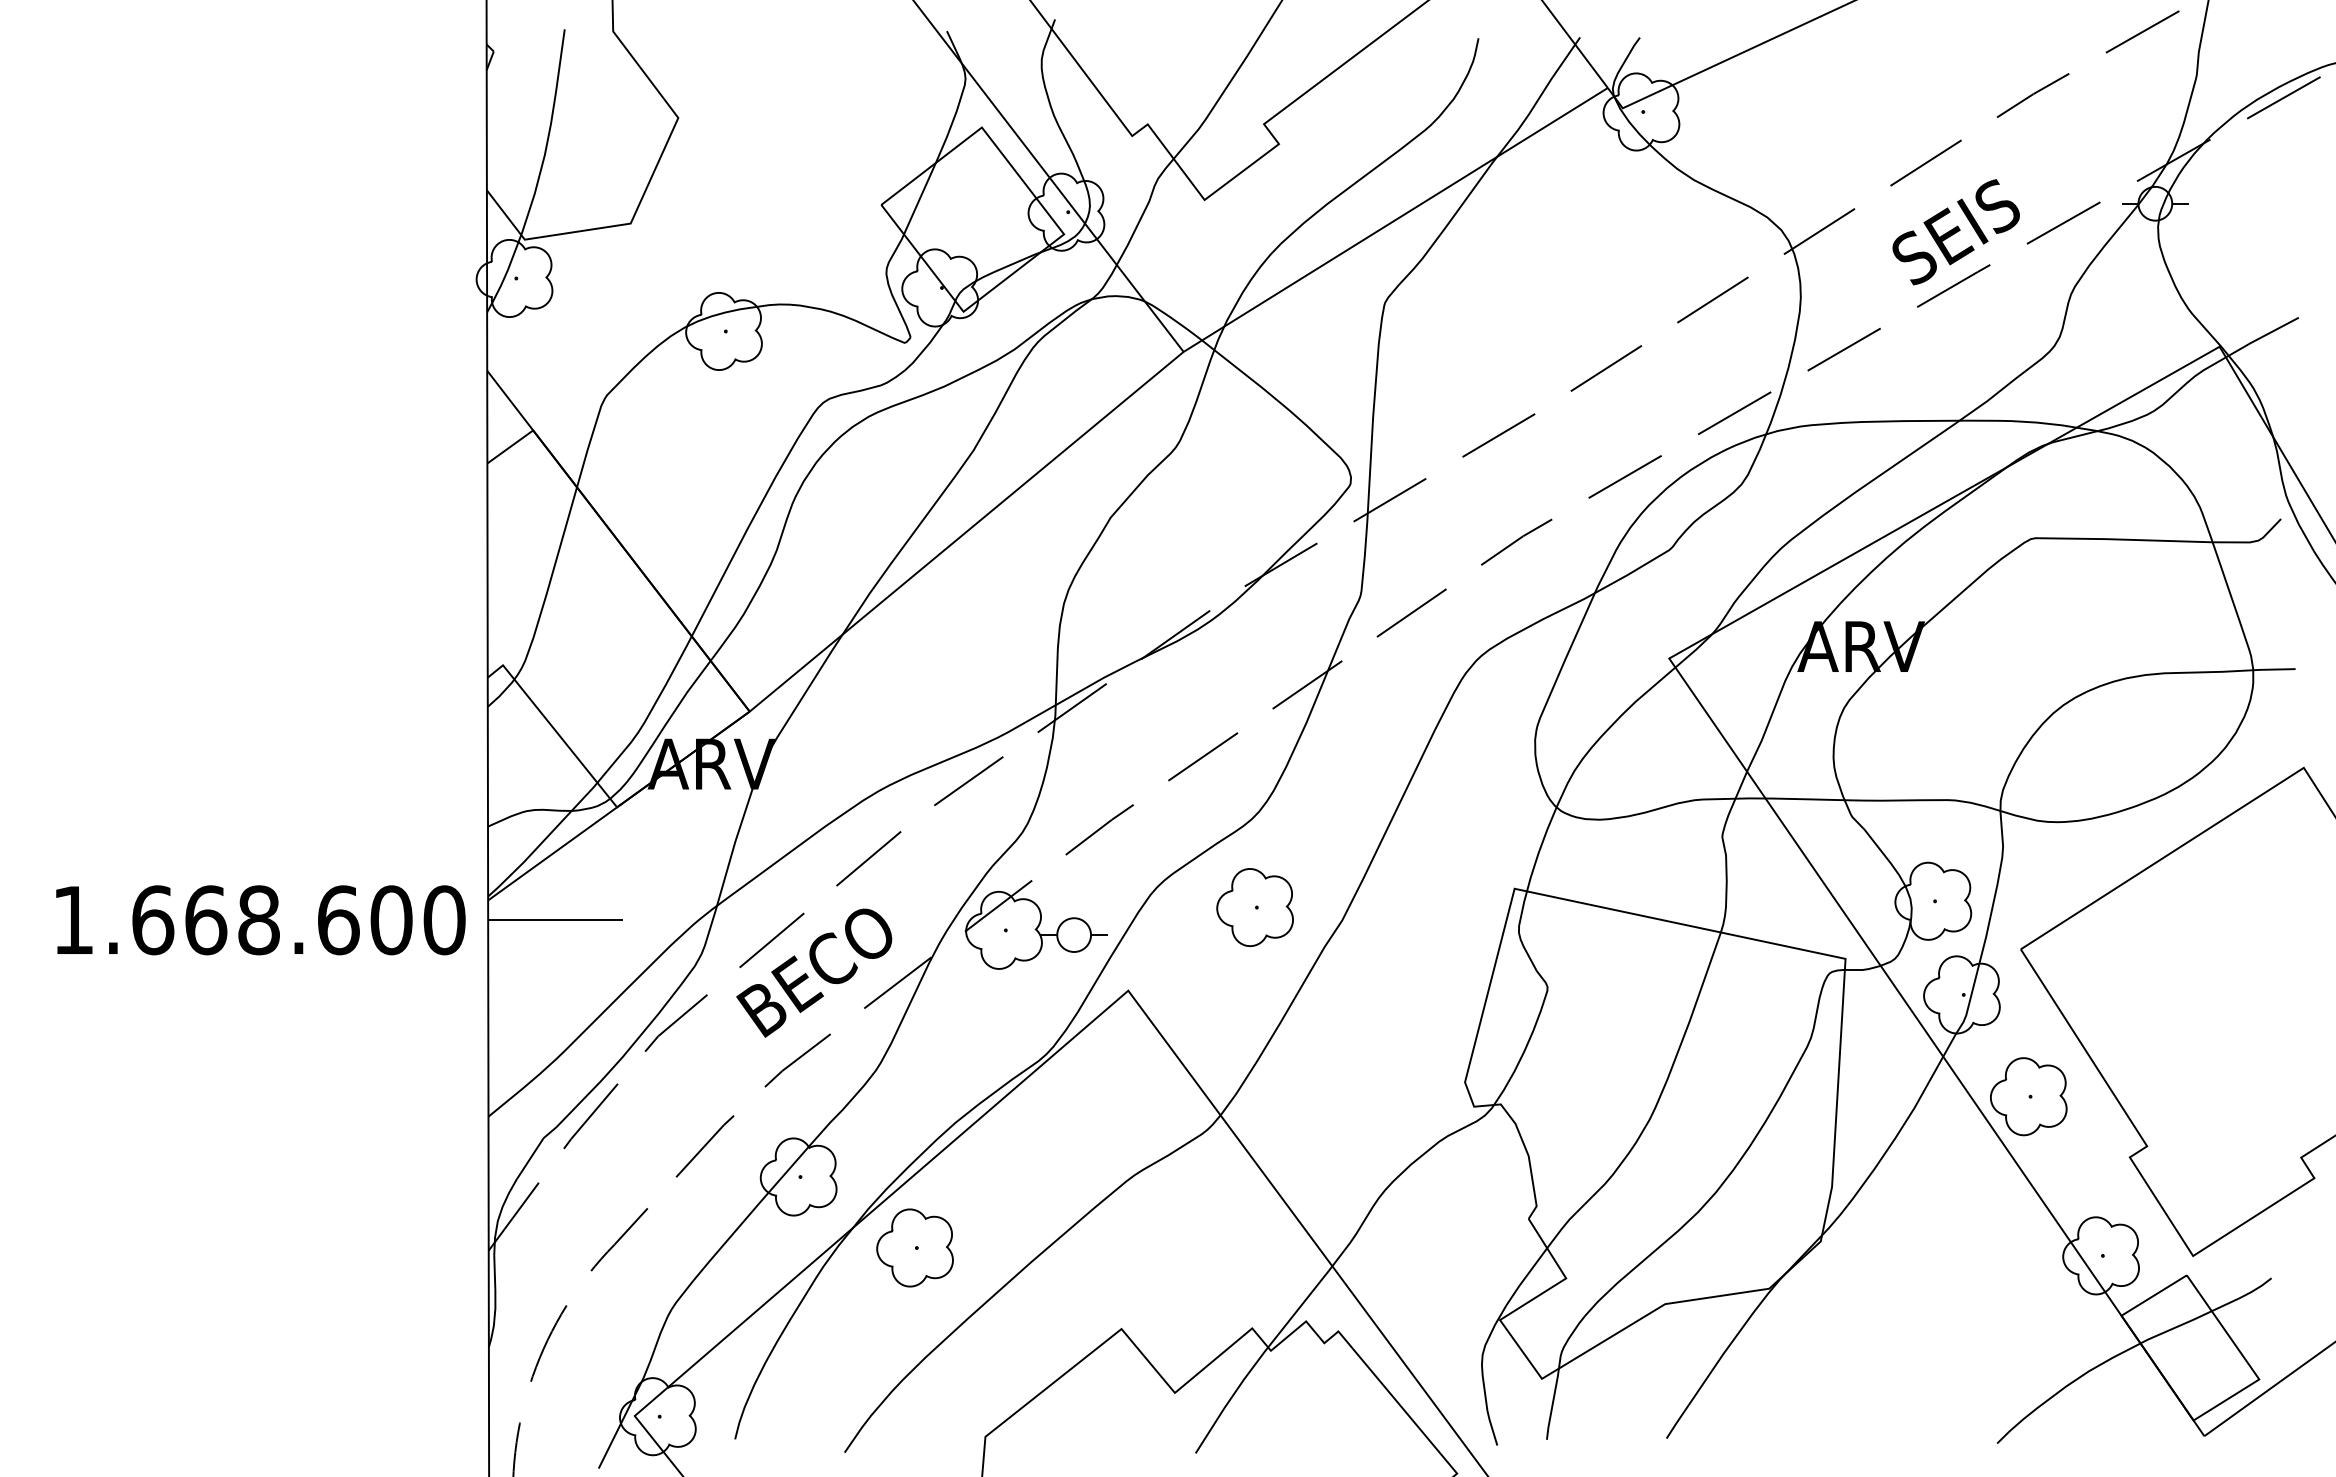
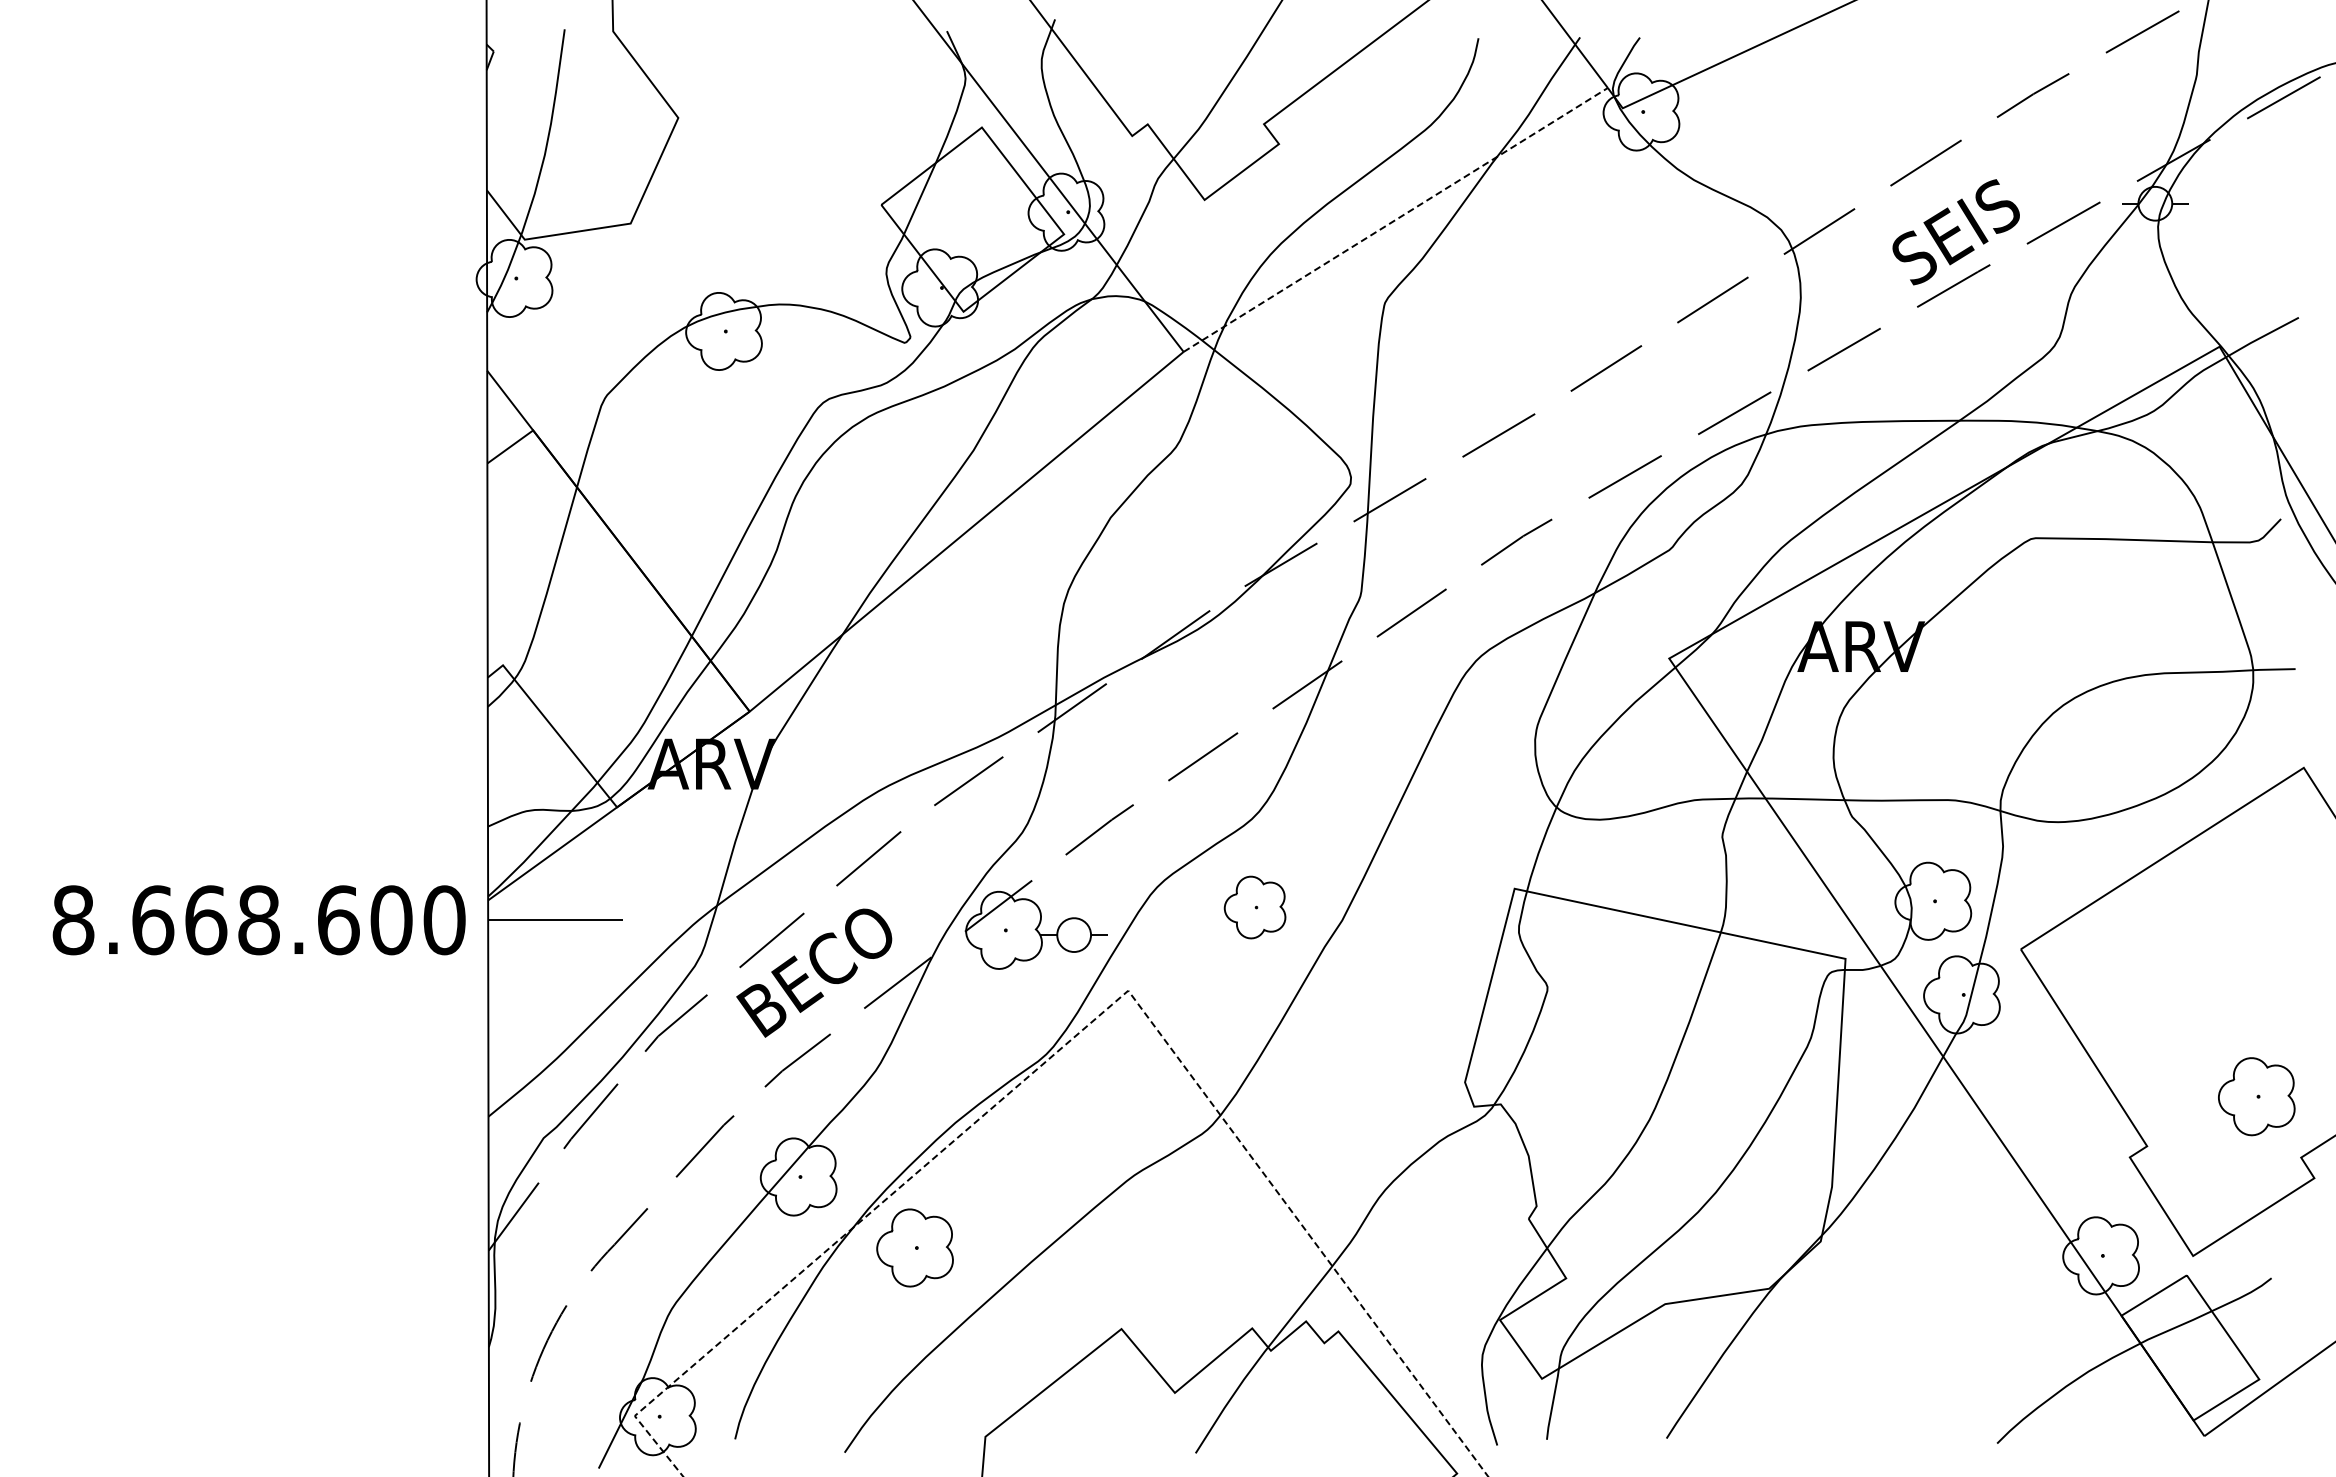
line: solid -> dashed (1395, 219)
part size: 78x79 px -> 64x65 px (1254, 907)
text: 1.668.600 -> 8.668.600 (73, 920)
line: solid -> dashed (1081, 1031)
part position: (2028, 1096) -> (2256, 1096) (2256, 1096)
